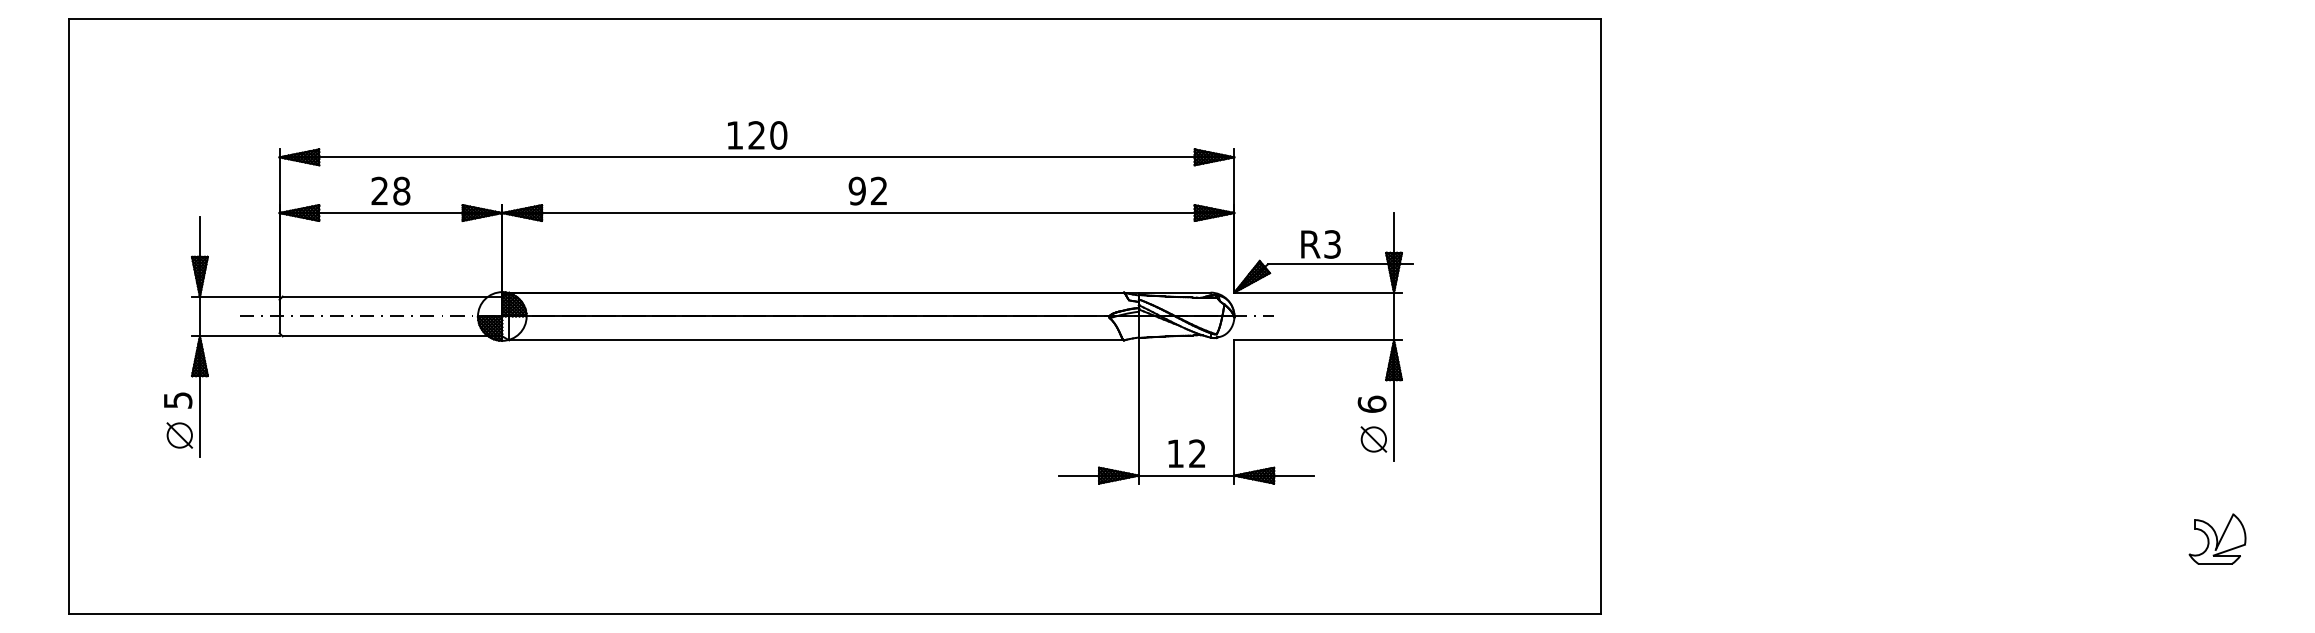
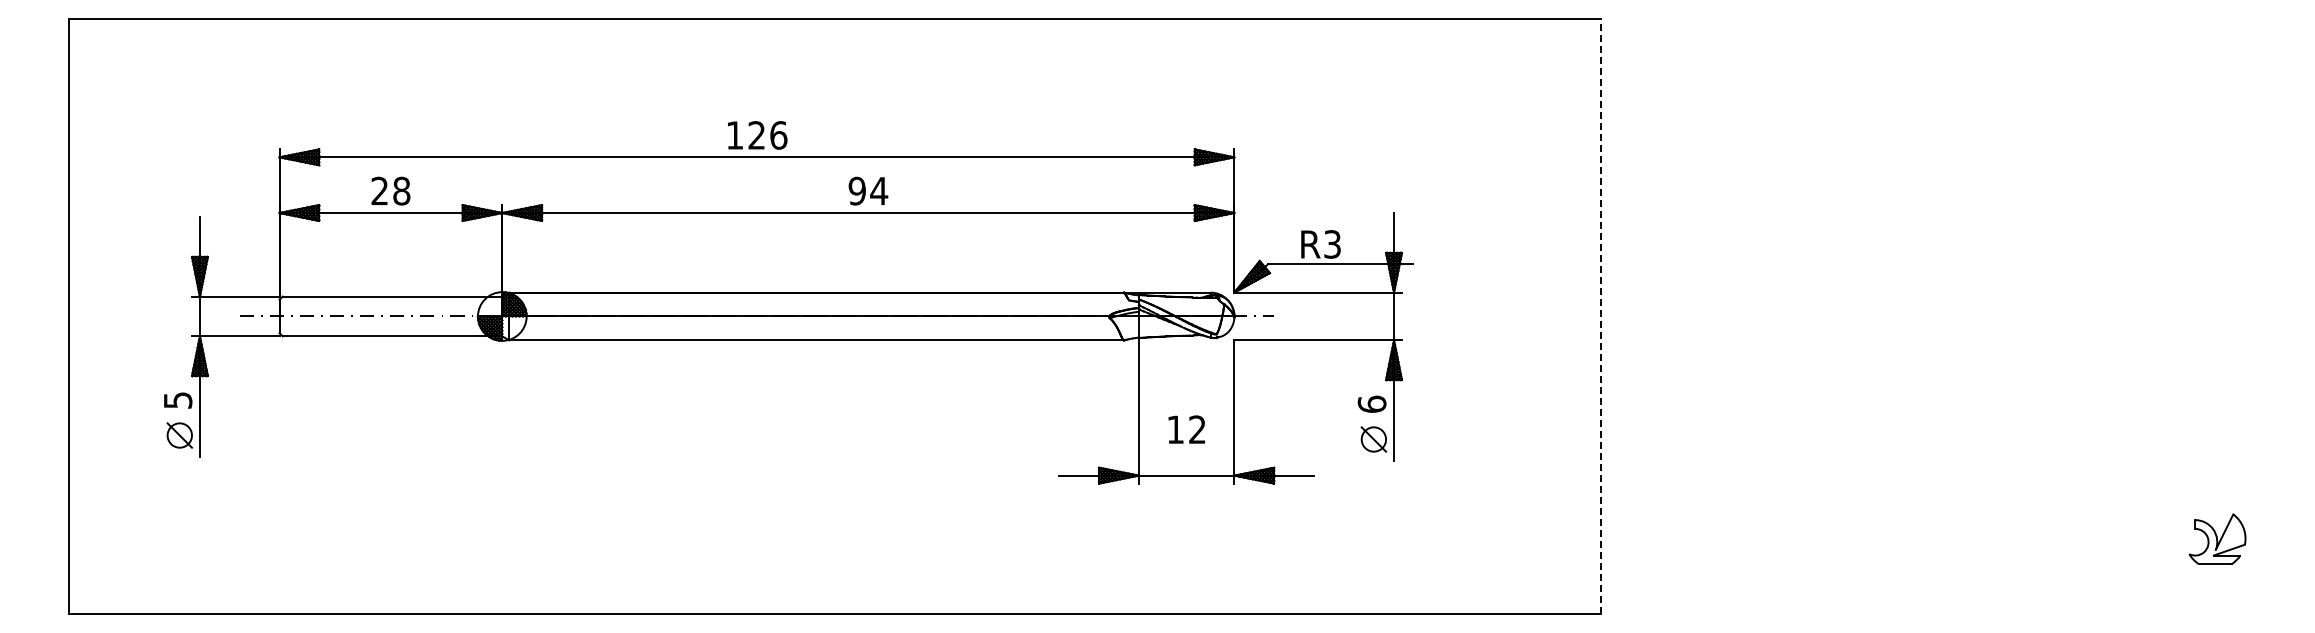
text: 120 -> 126 (778, 135)
text: 92 -> 94 (879, 190)
line: solid -> dashed (1601, 316)
text position: (1186, 453) -> (1186, 429) (1186, 429)
